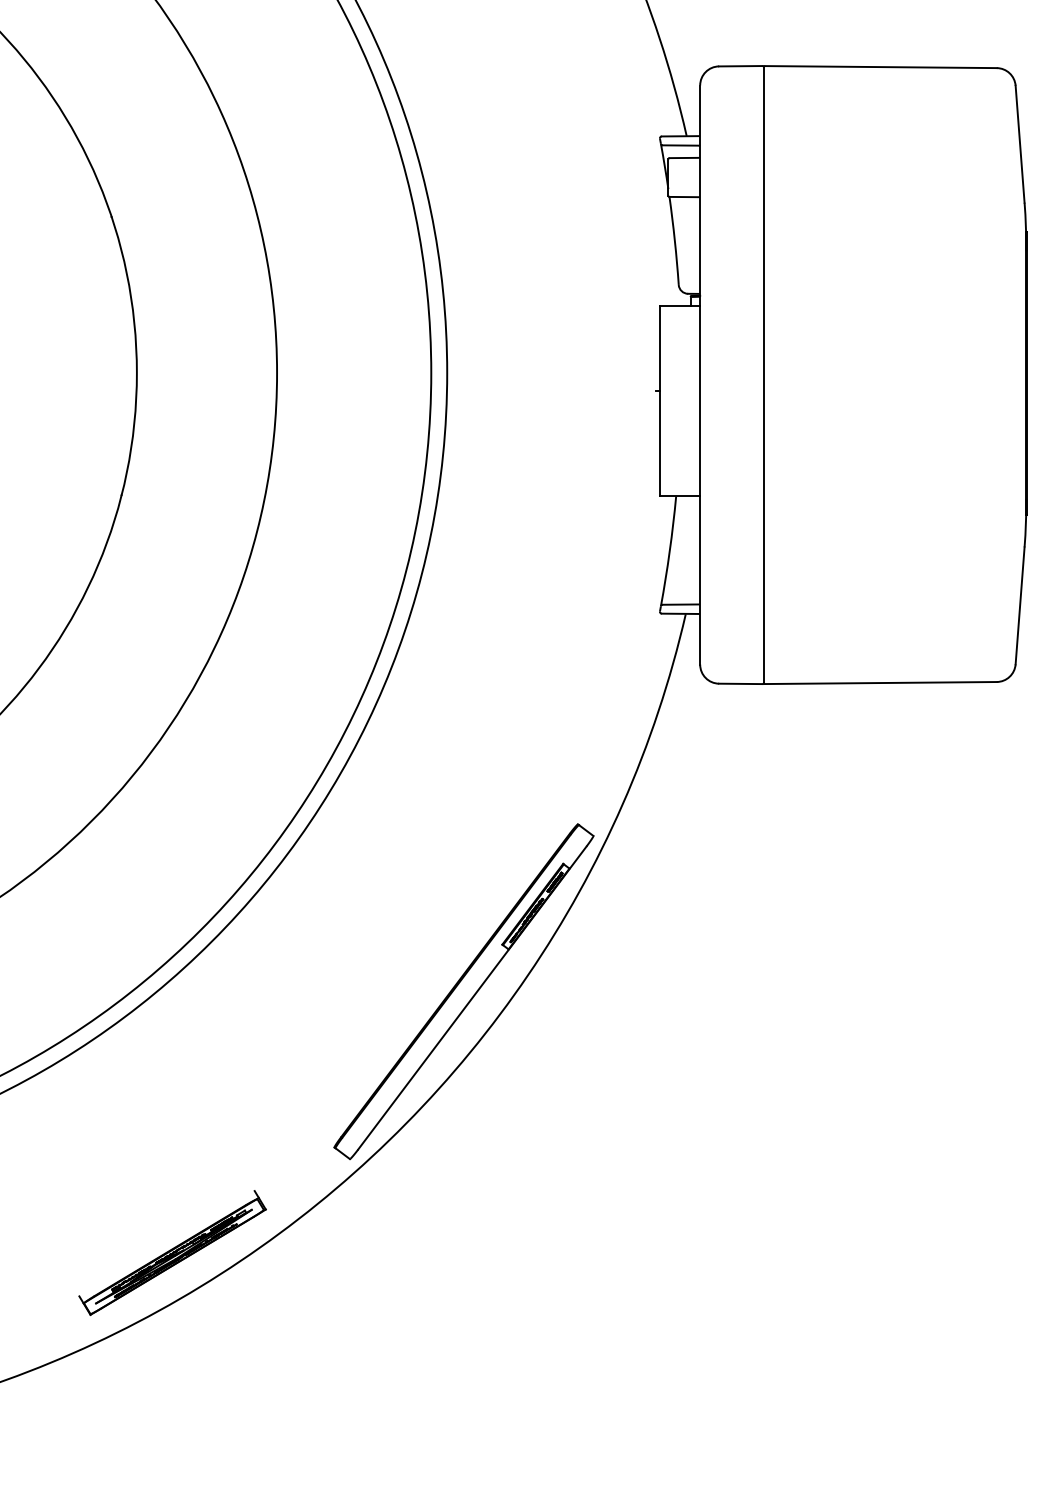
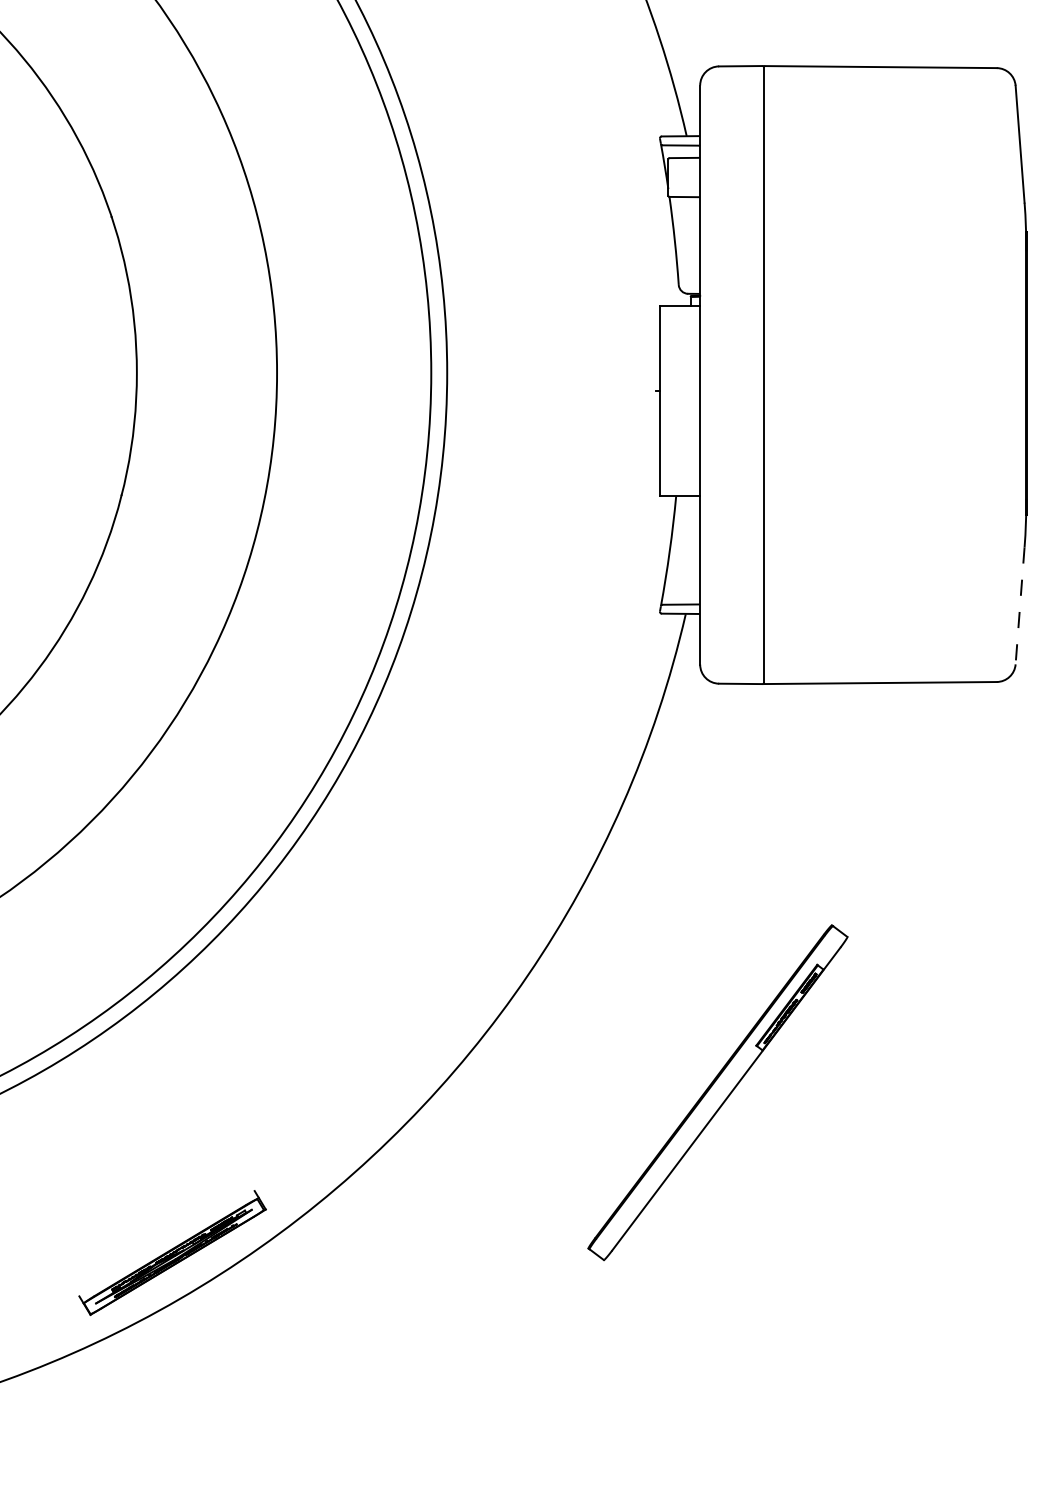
line: solid -> dashed (1020, 605)
part position: (463, 991) -> (717, 1092) (717, 1092)
